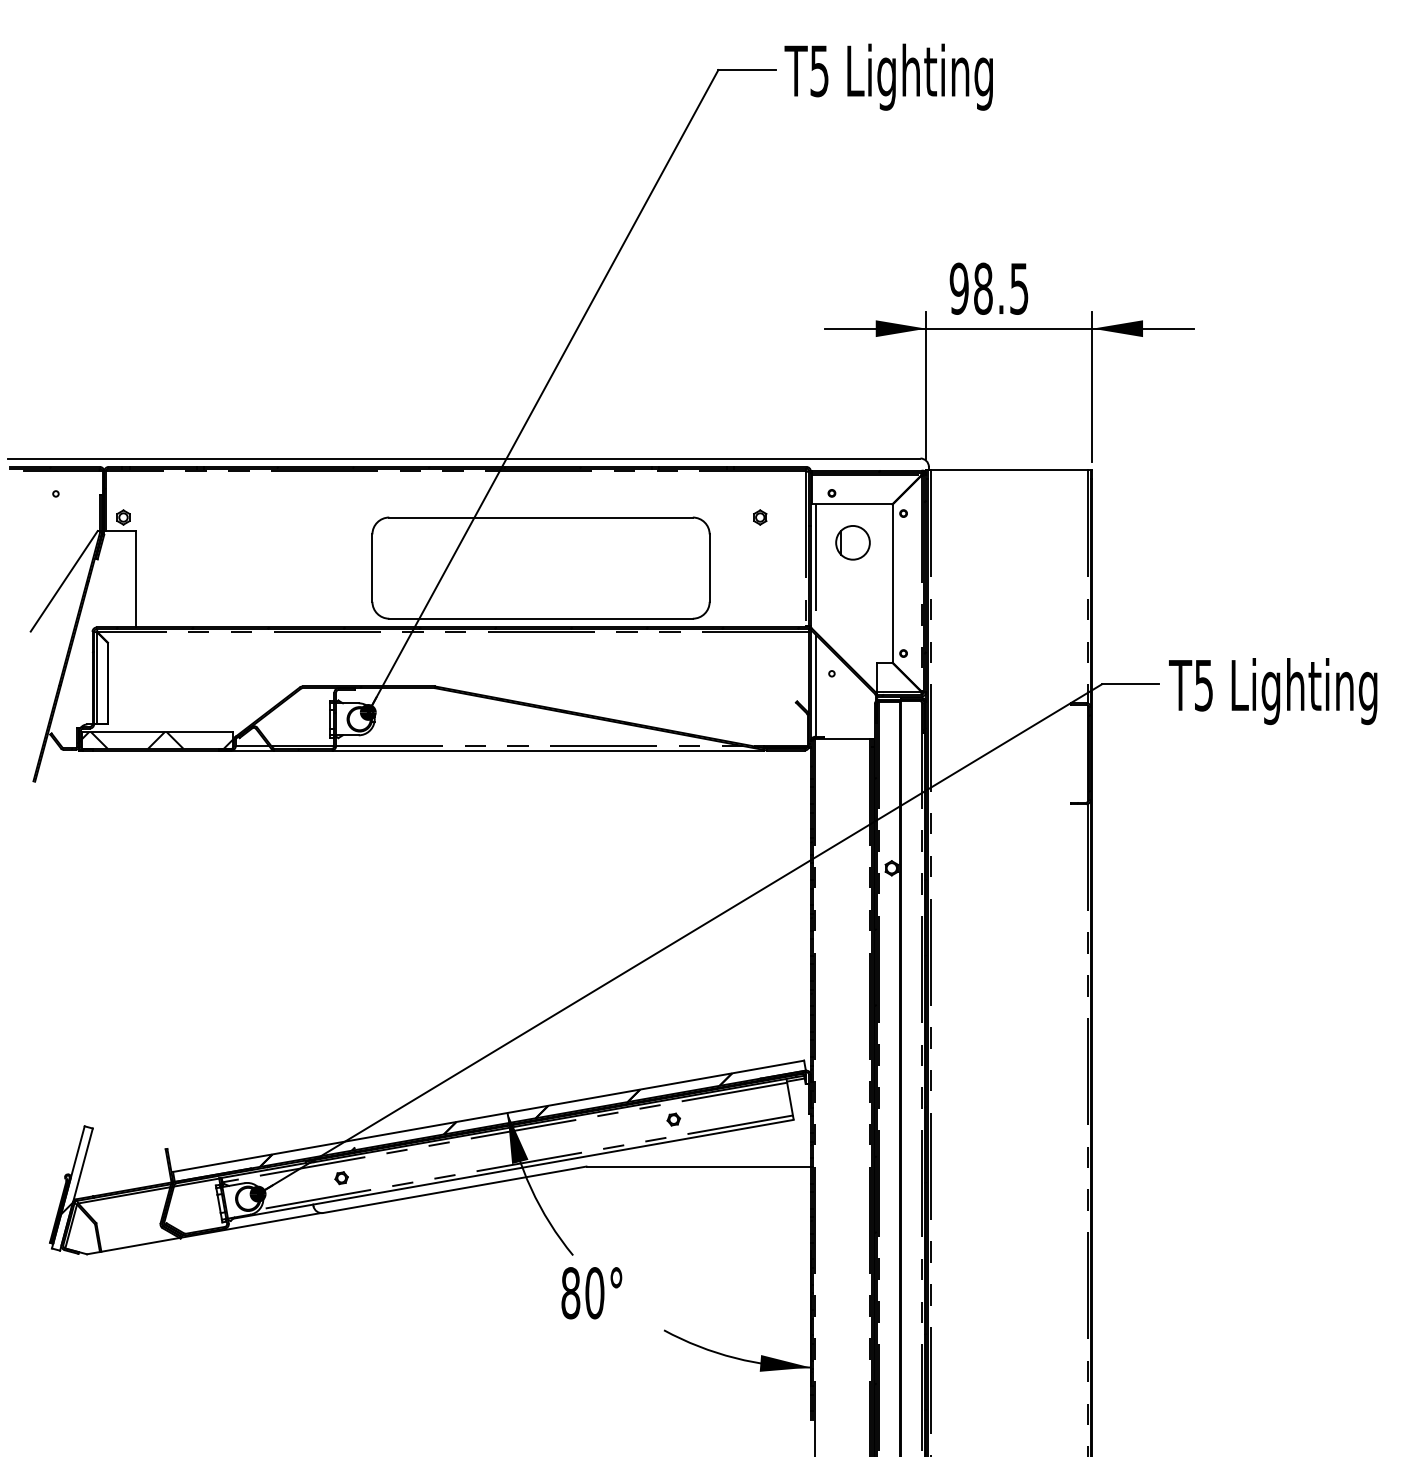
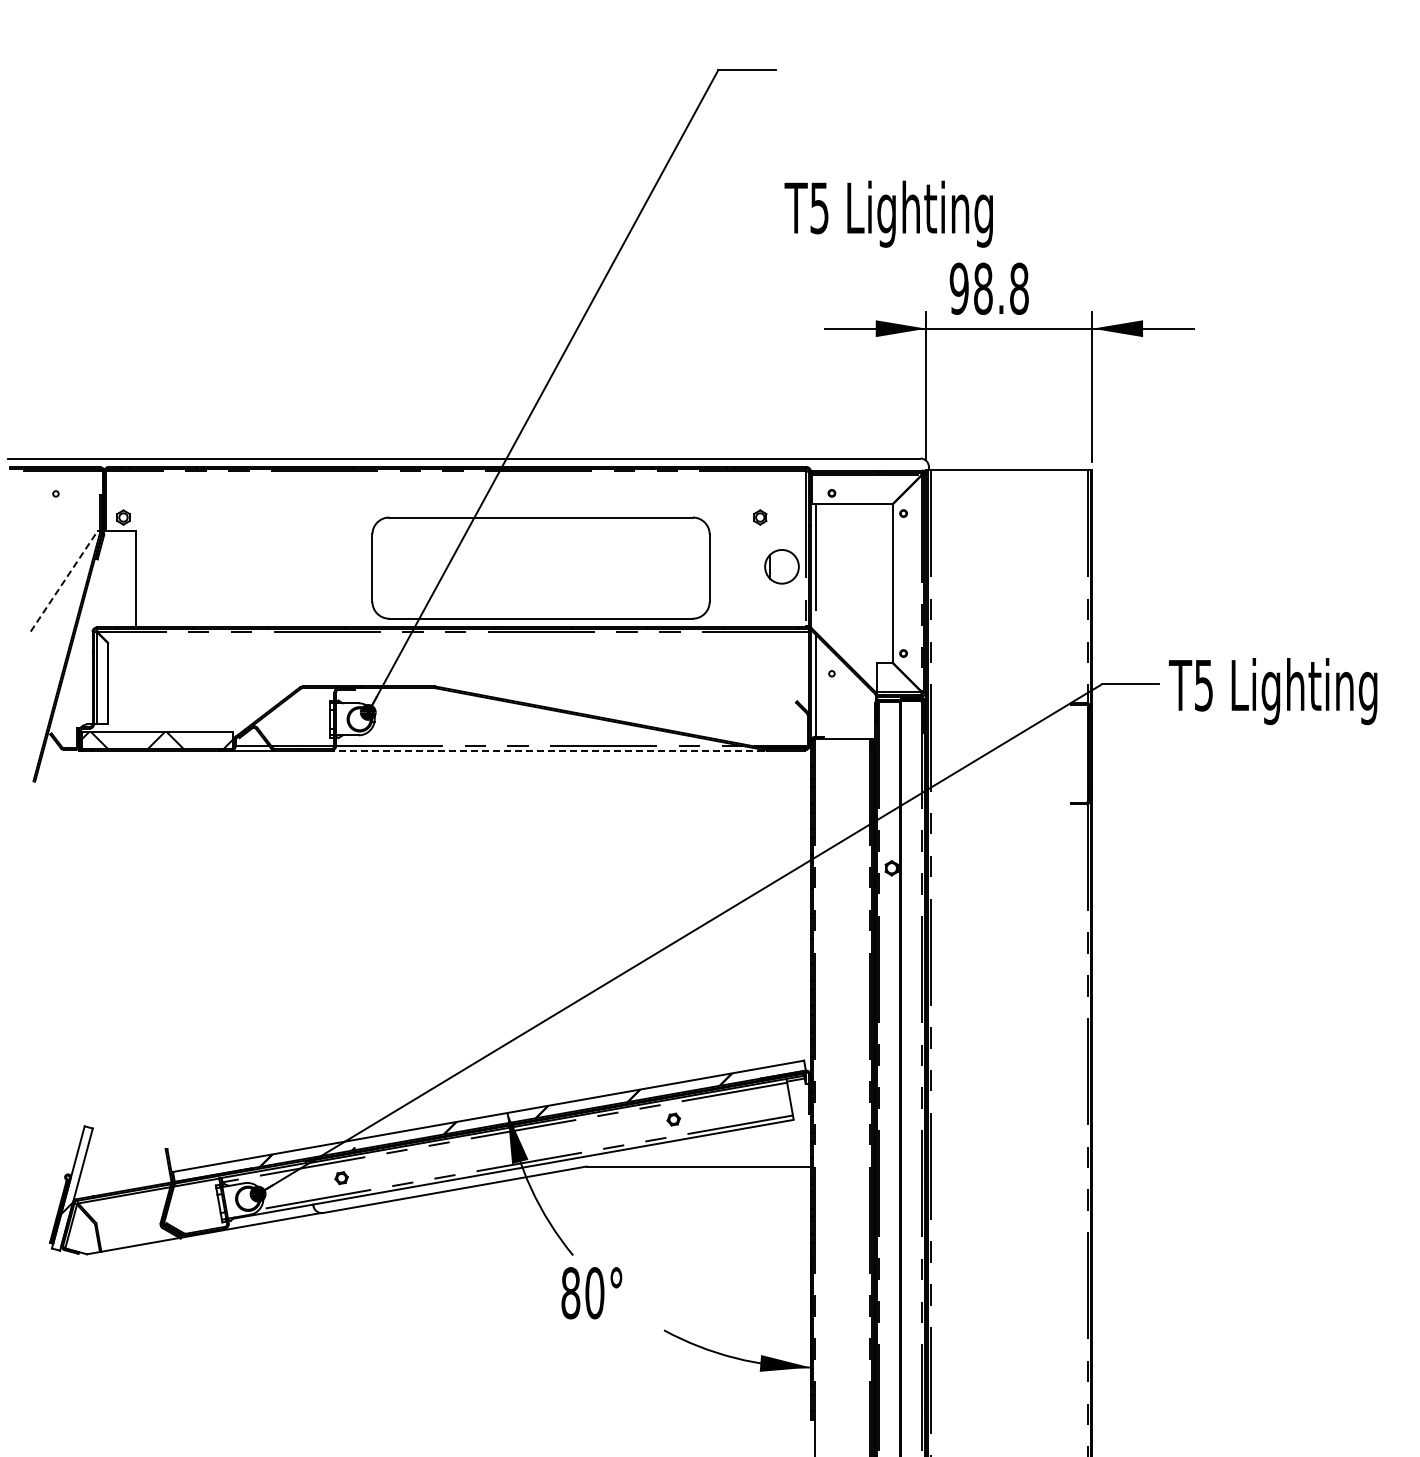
text position: (888, 76) -> (888, 213) (888, 213)
text: 98.5 -> 98.8 (1019, 288)
part position: (852, 542) -> (781, 566) (781, 566)
line: solid -> dashed (64, 580)
line: solid -> dashed (547, 750)
